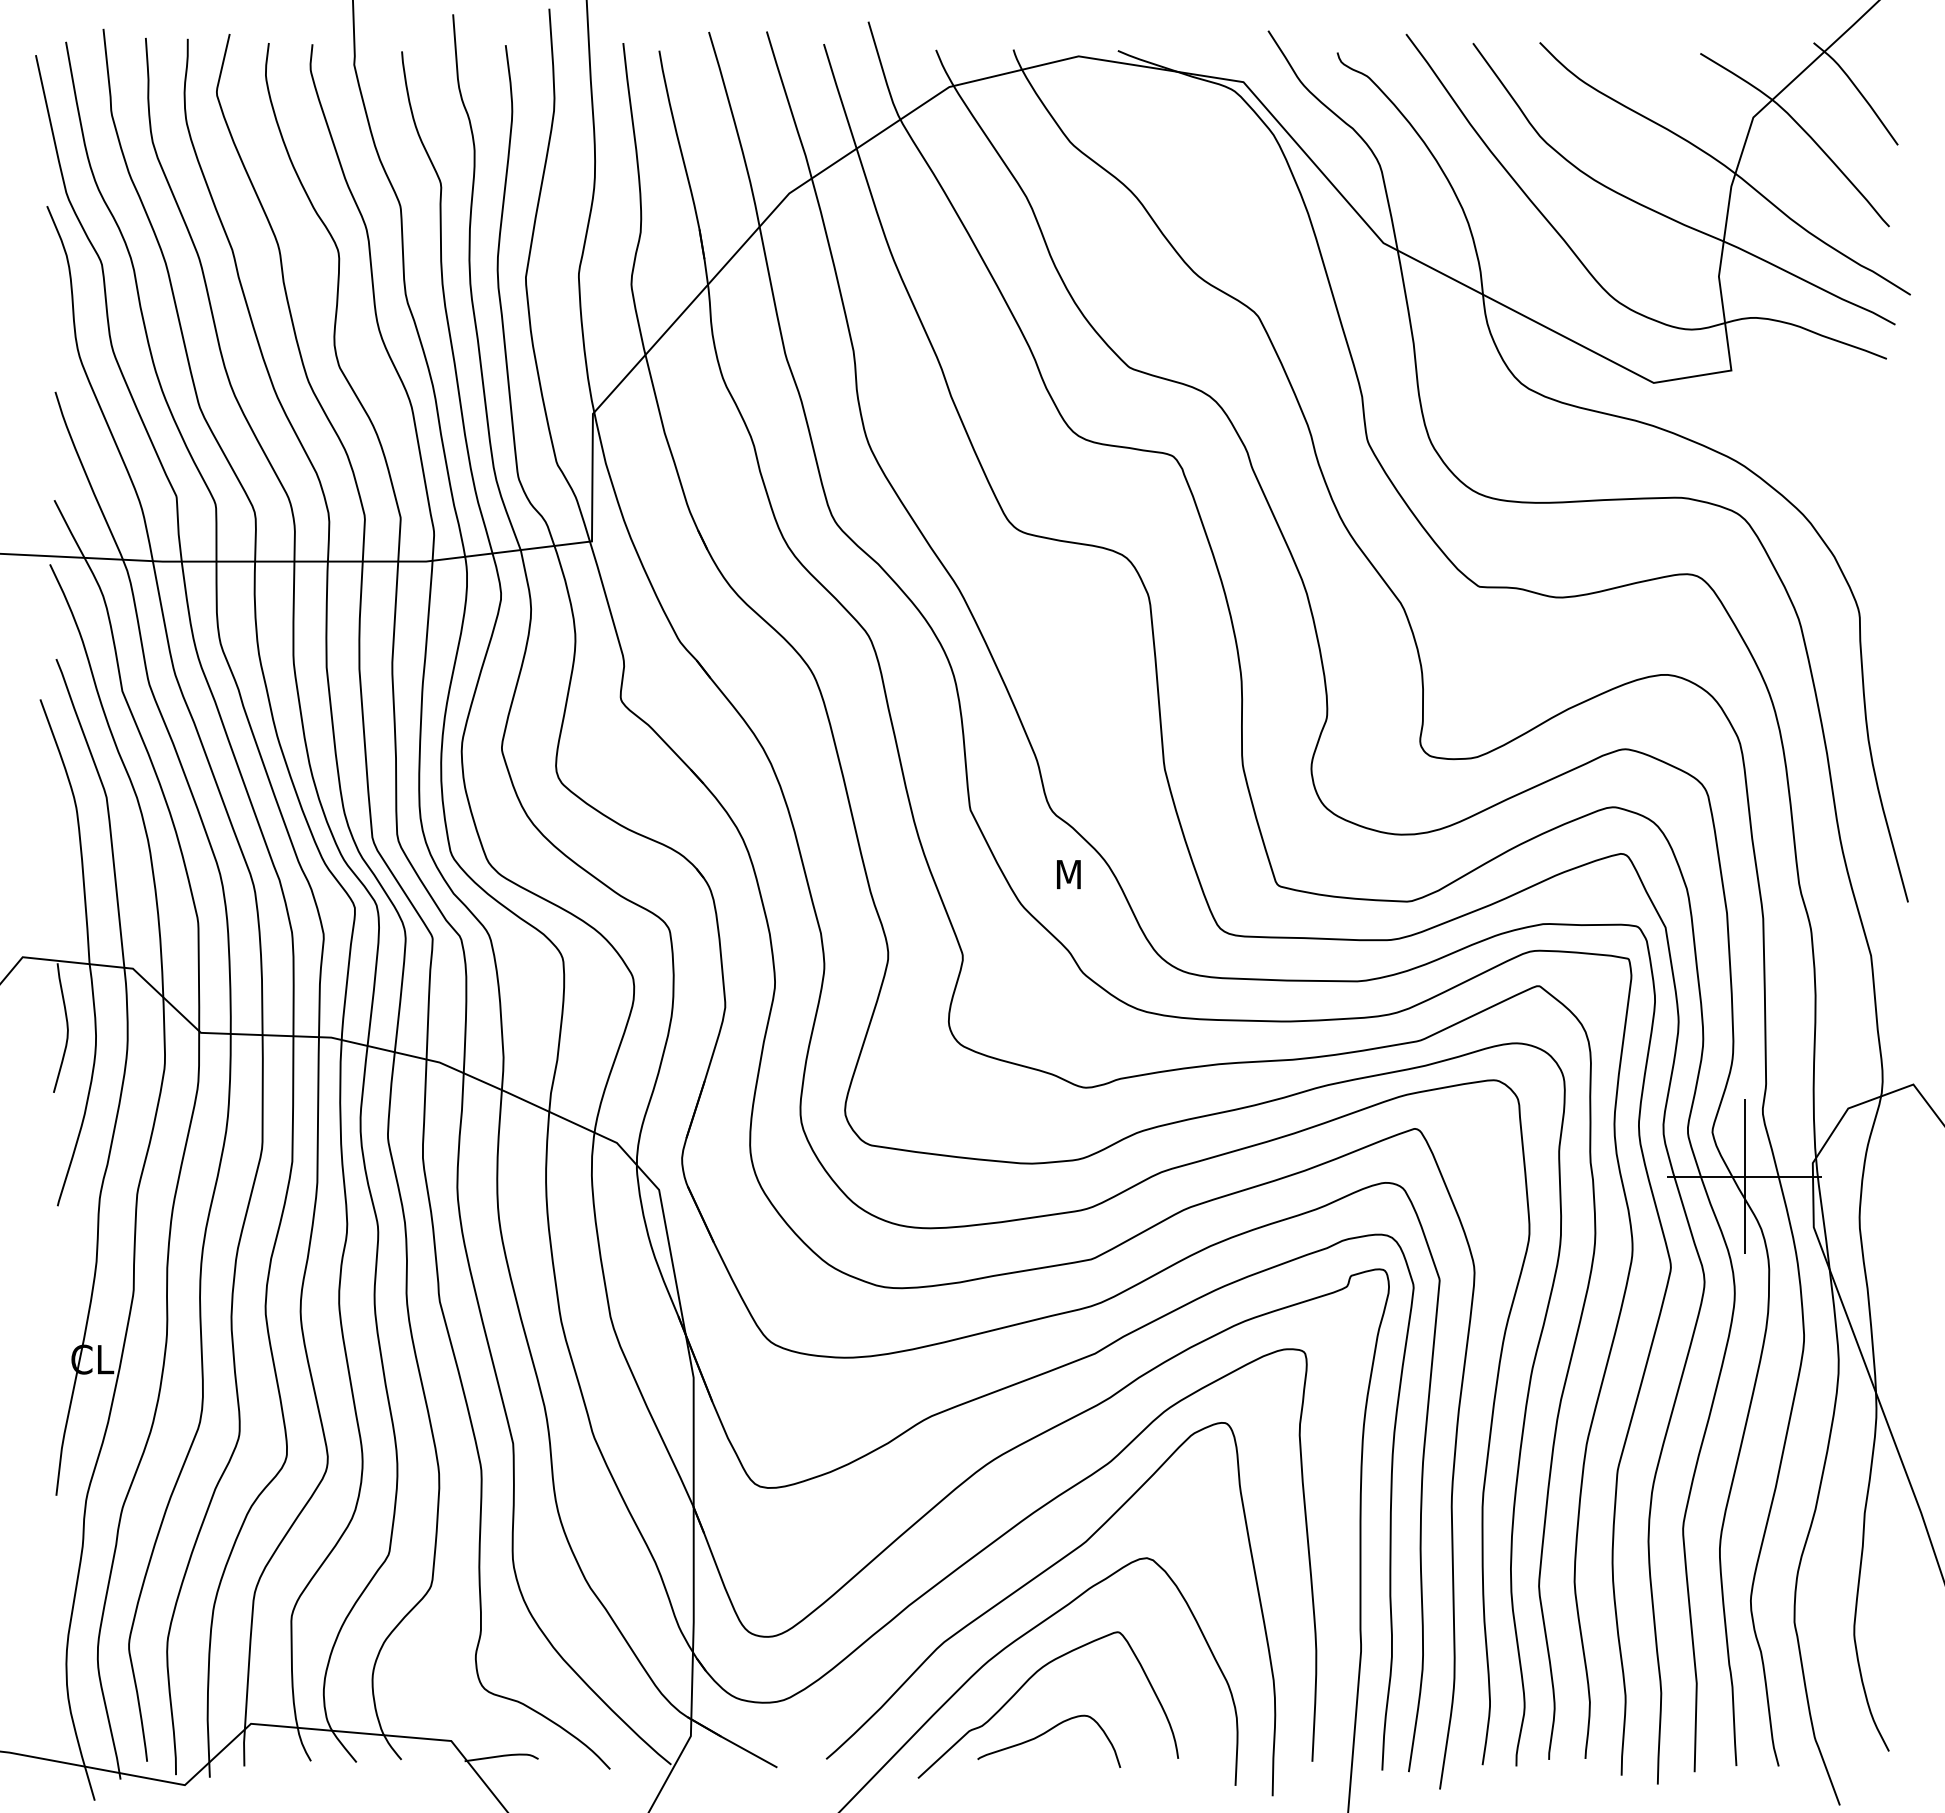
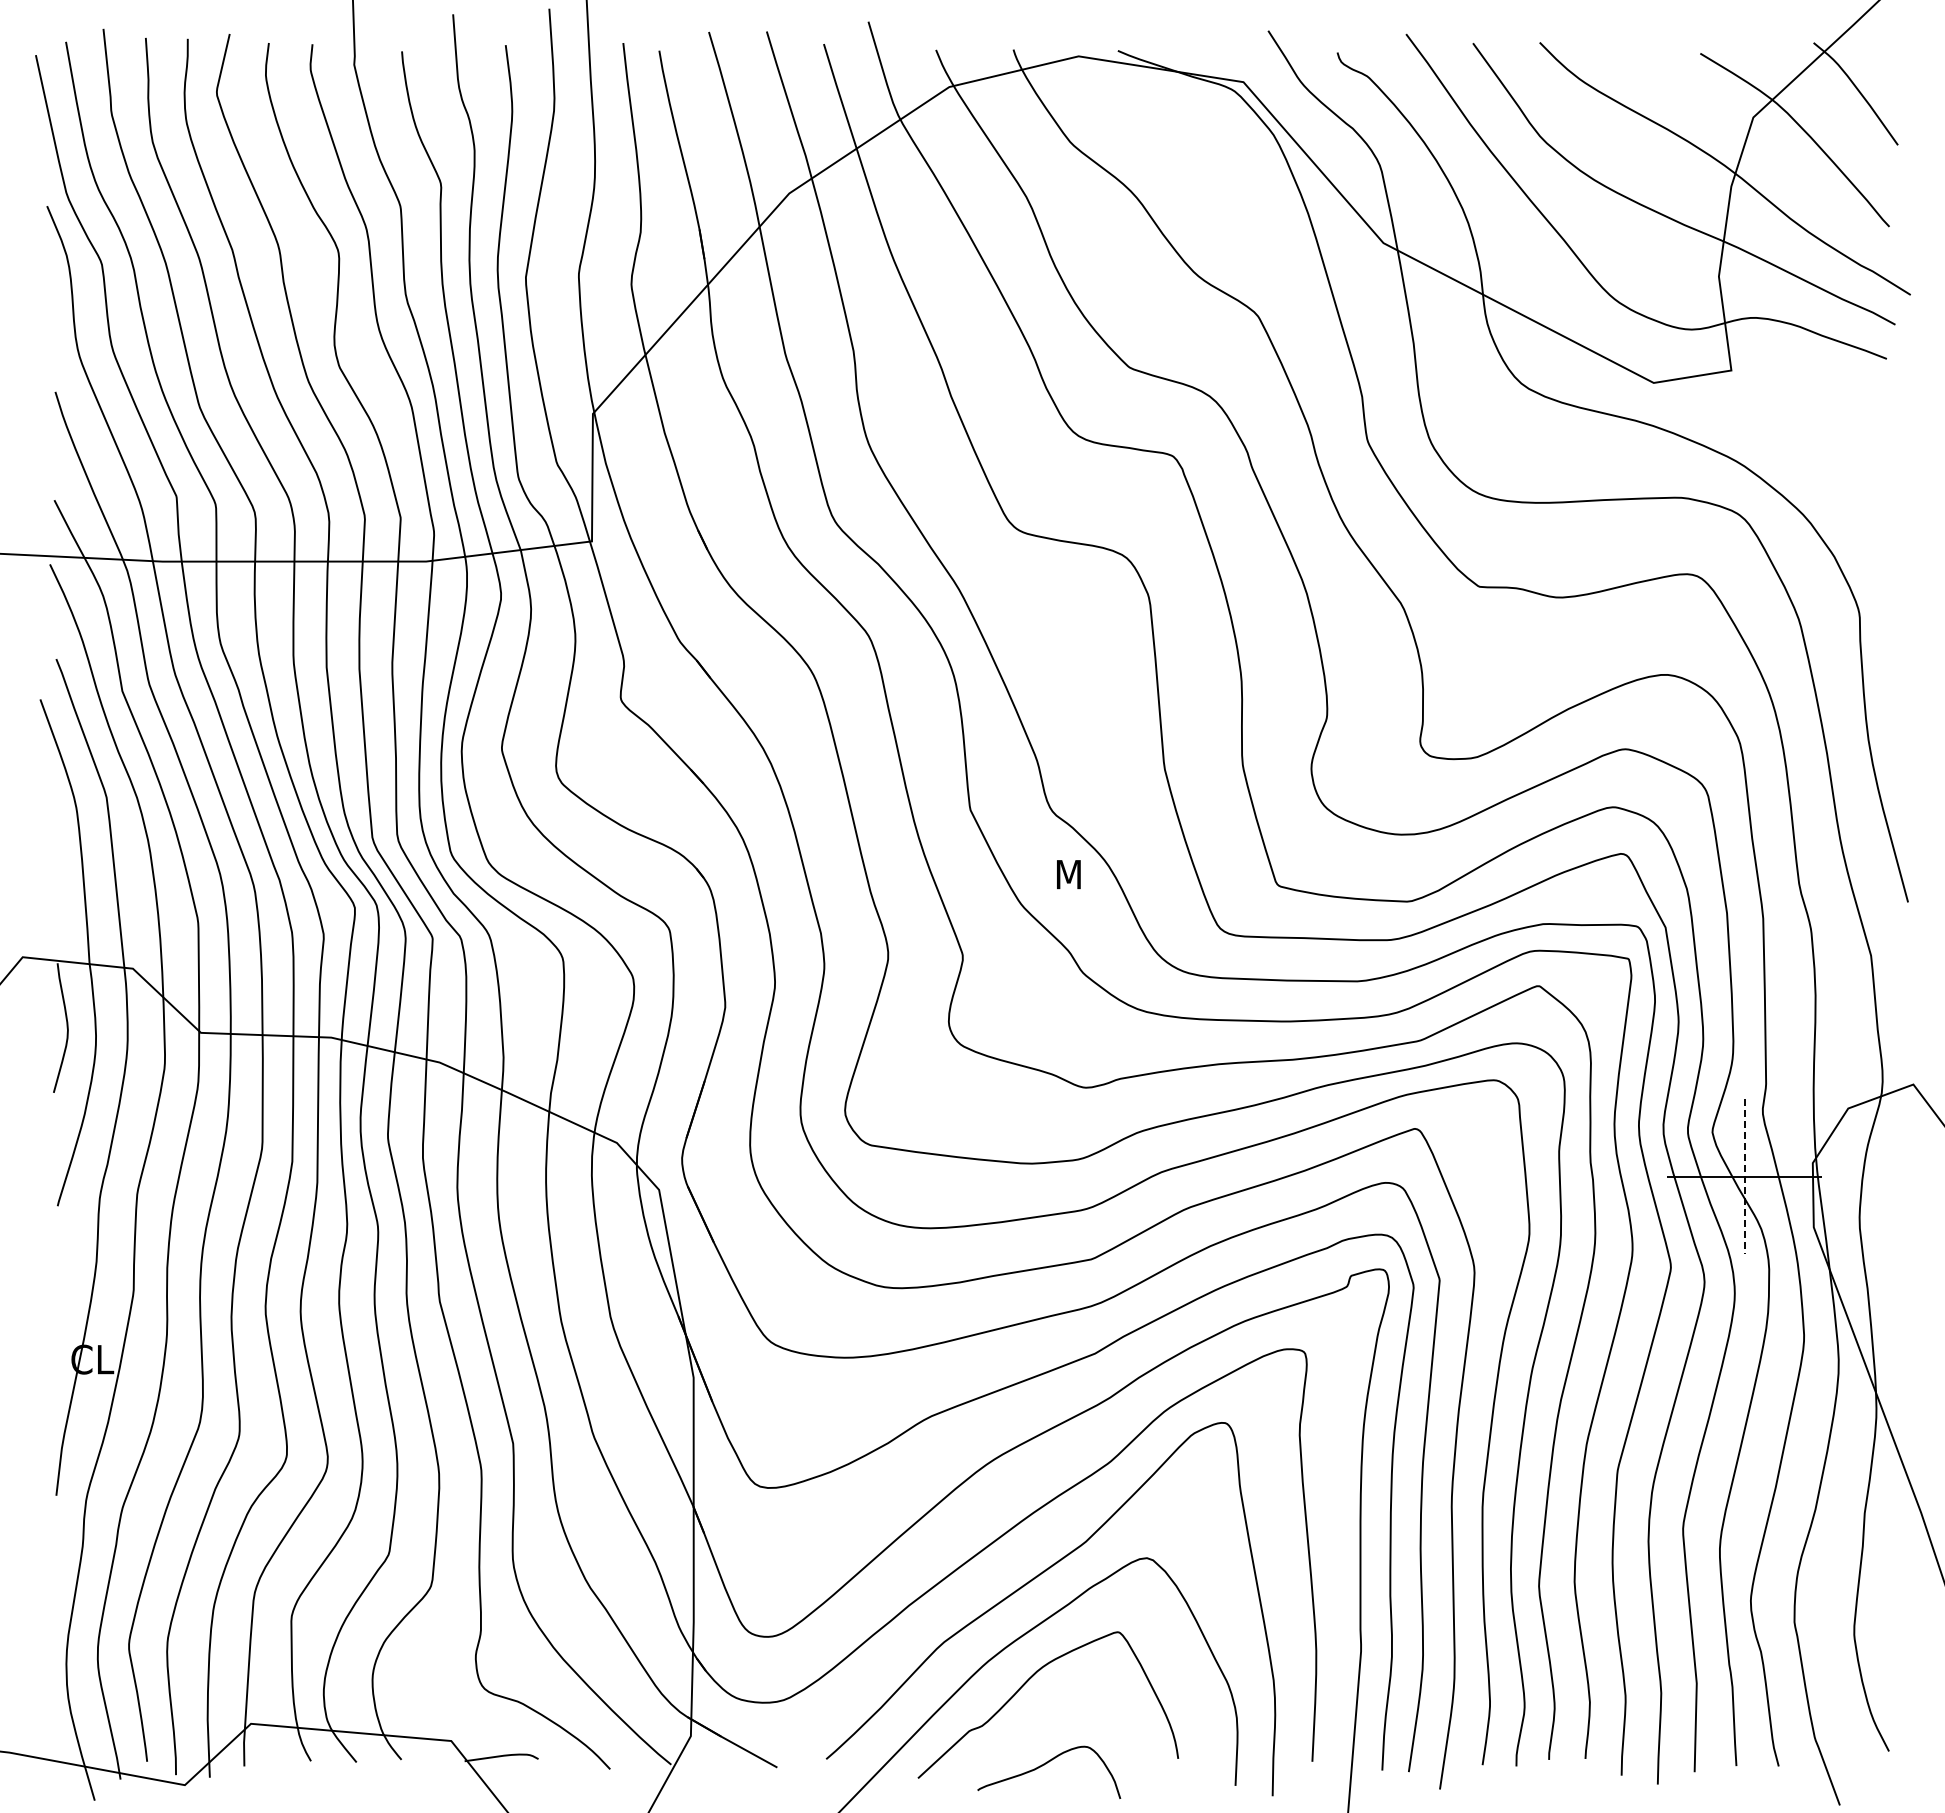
line: solid -> dashed (1744, 1177)
curve position: (1046, 1733) -> (1046, 1764) (1046, 1764)
